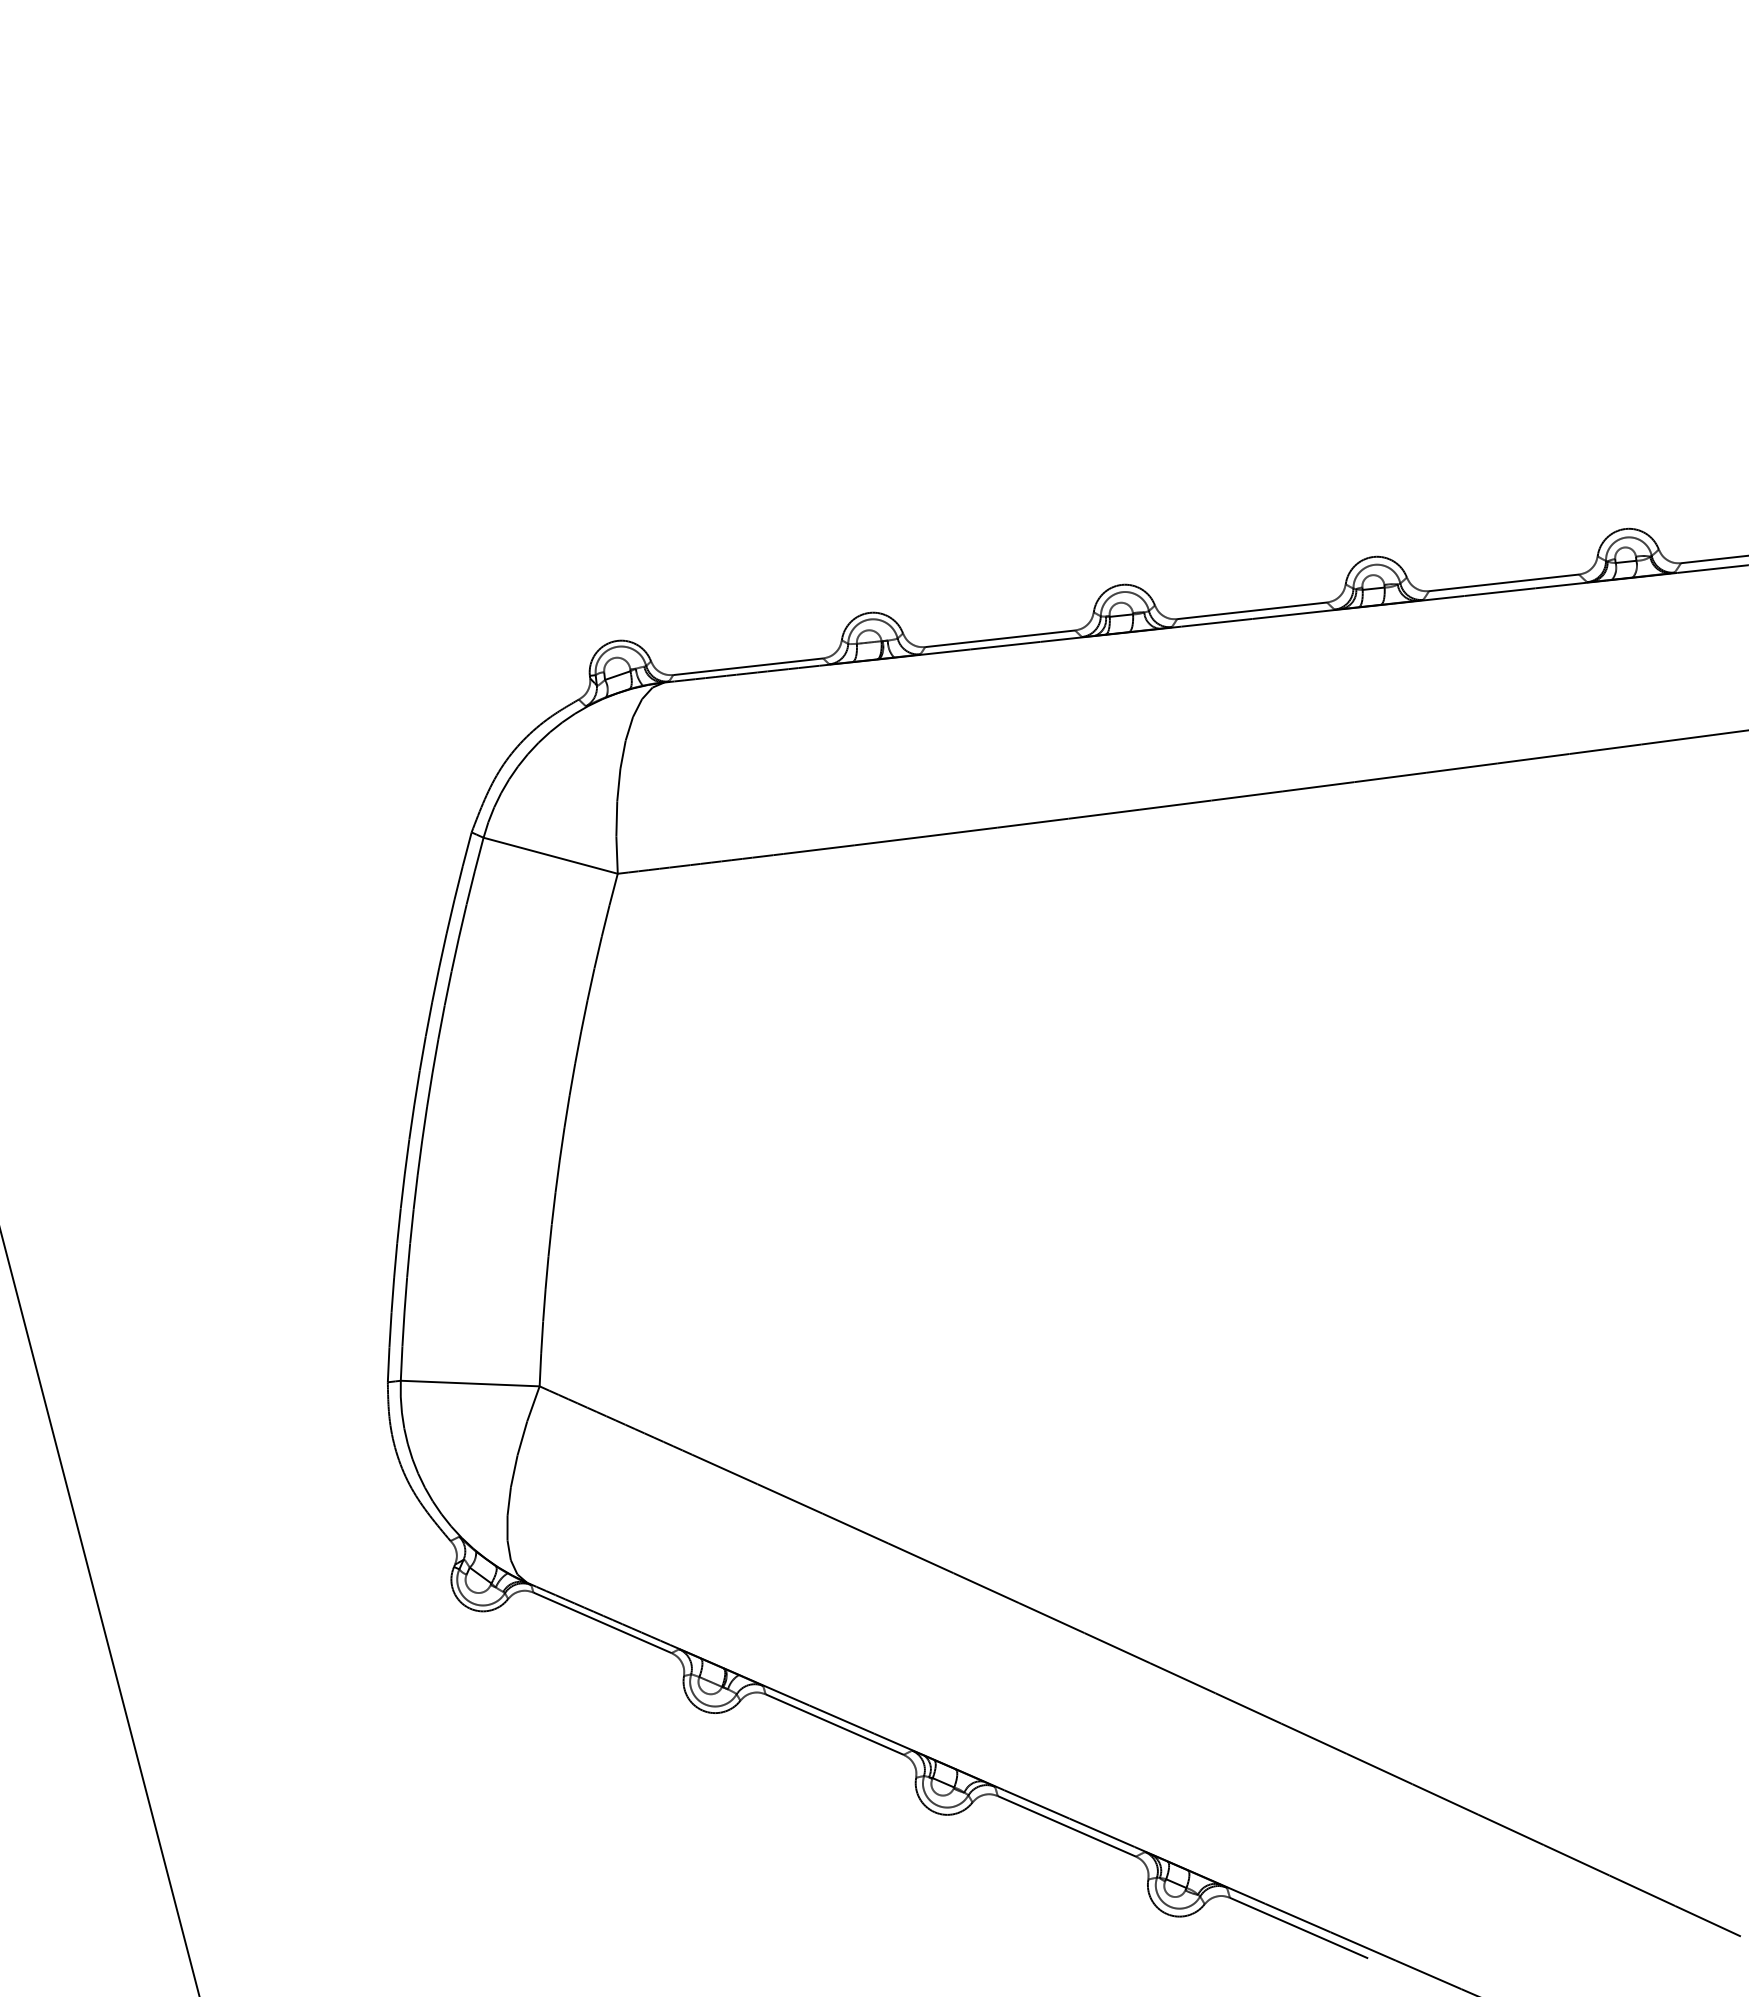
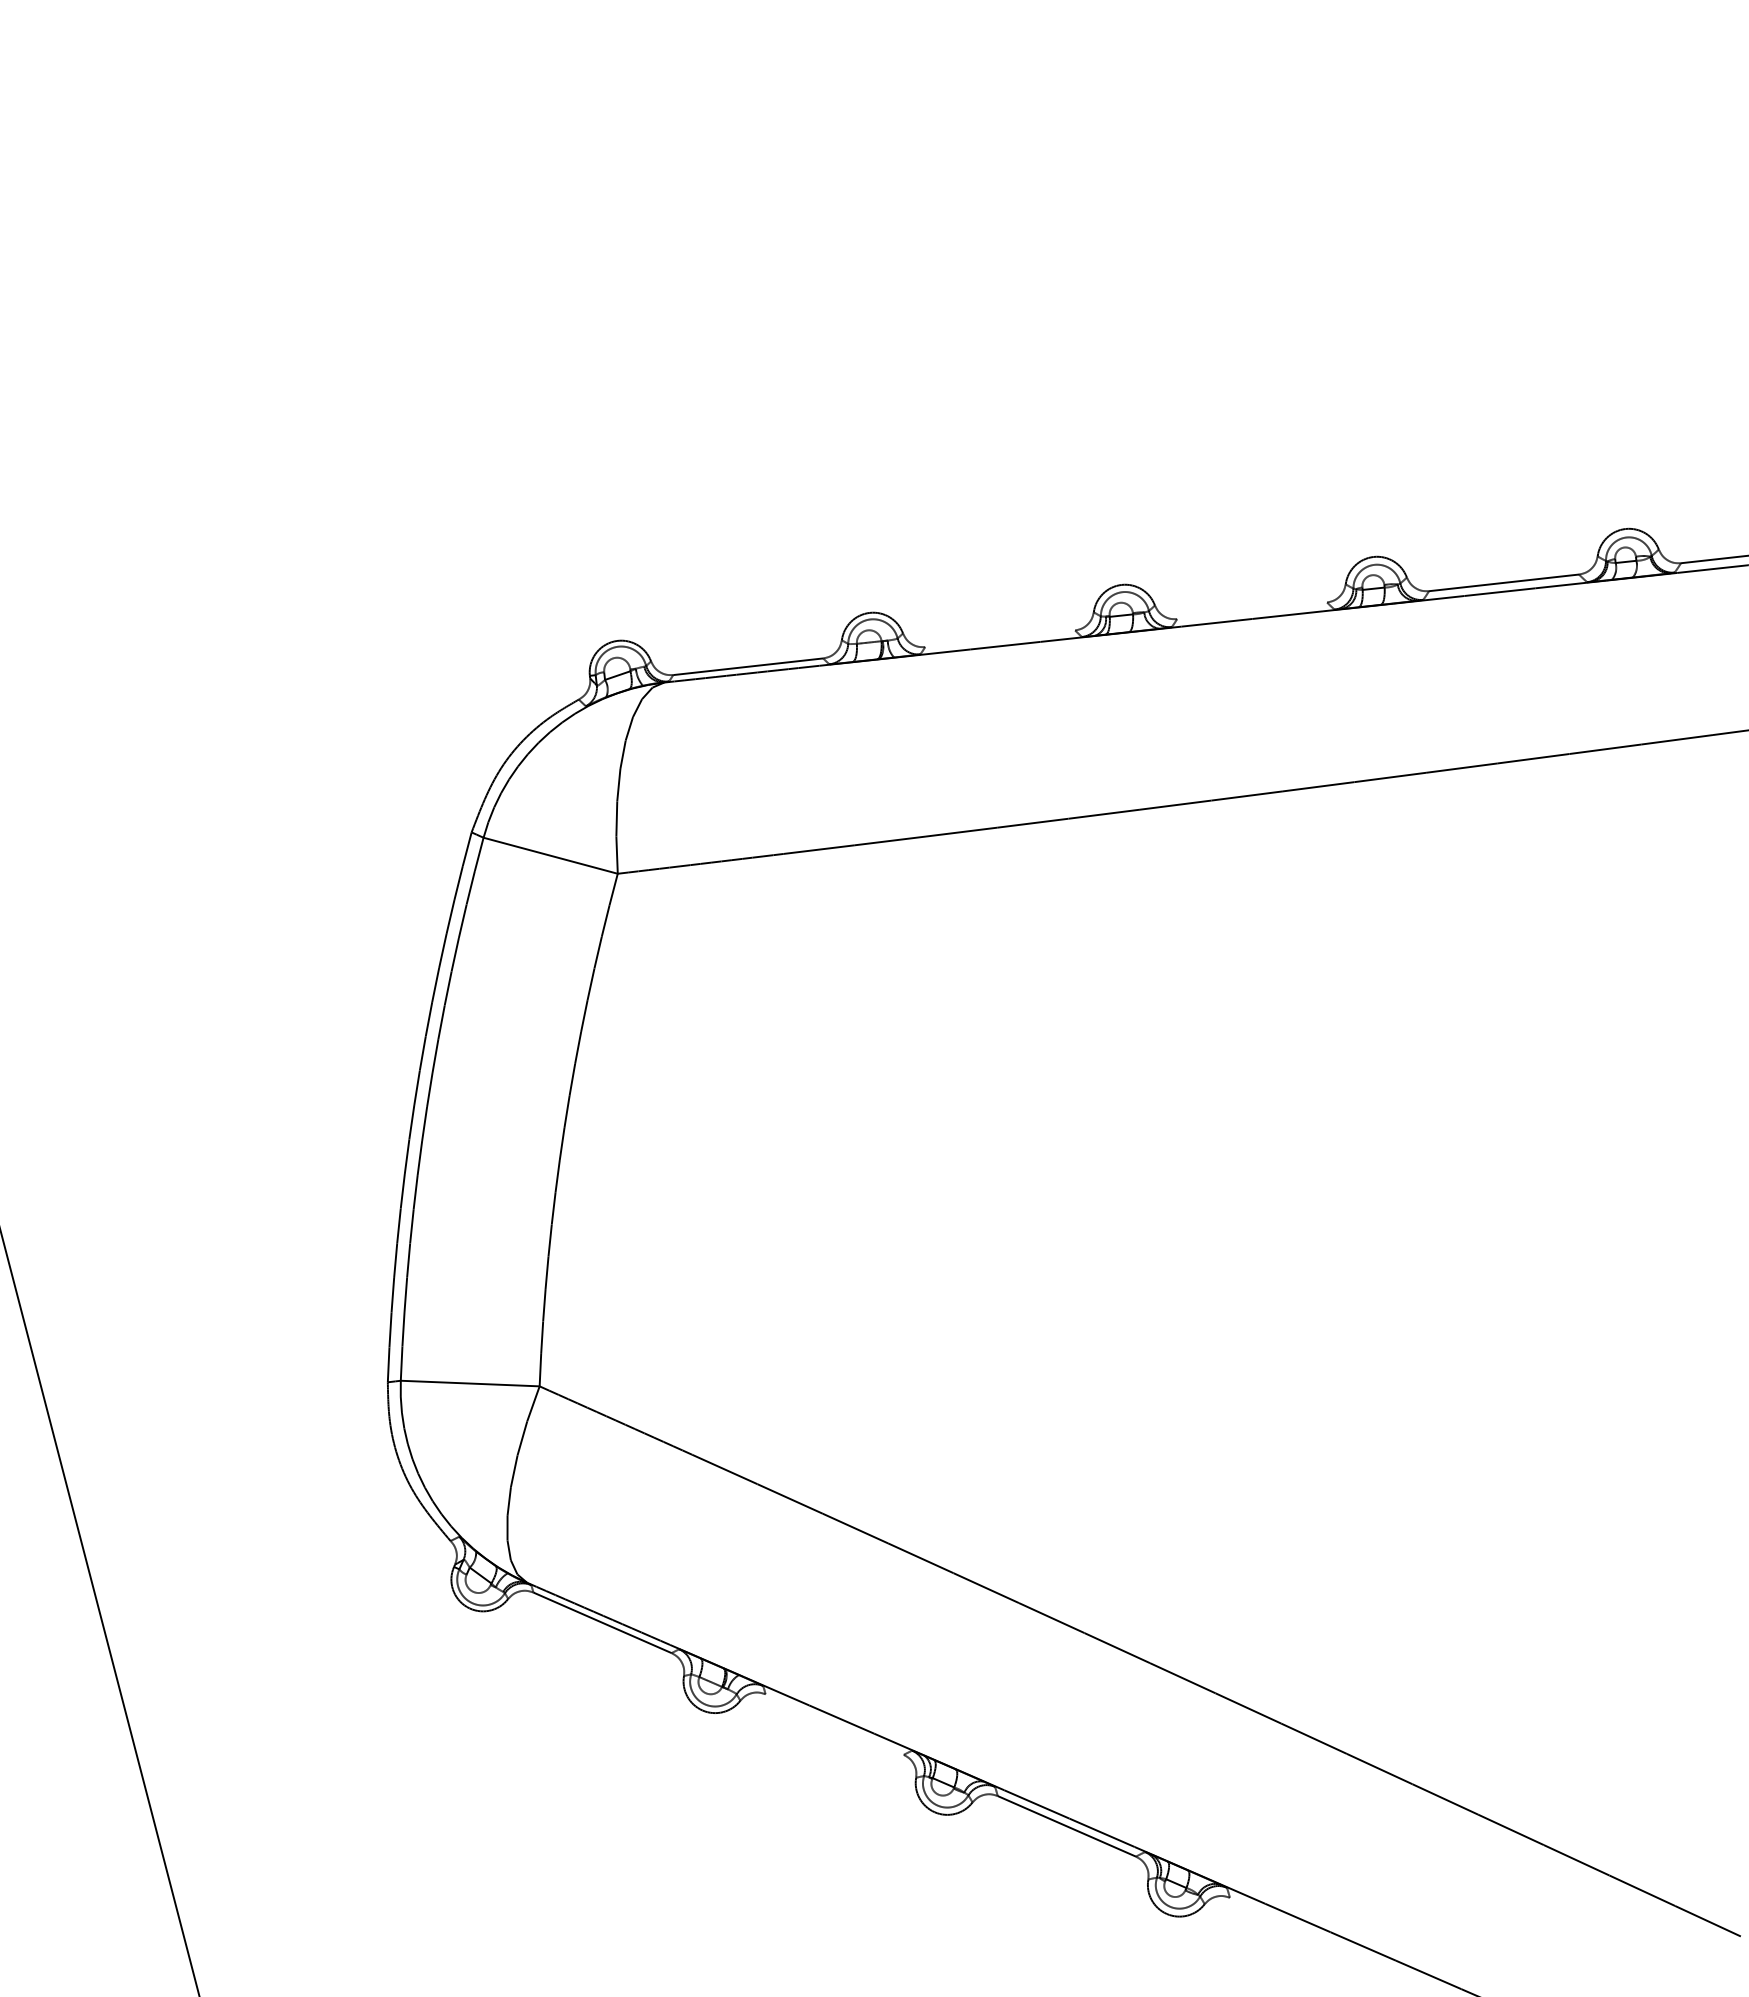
line: present -> none (1252, 610)
line: present -> none (1000, 638)
line: present -> none (834, 1724)
line: present -> none (1298, 1927)
